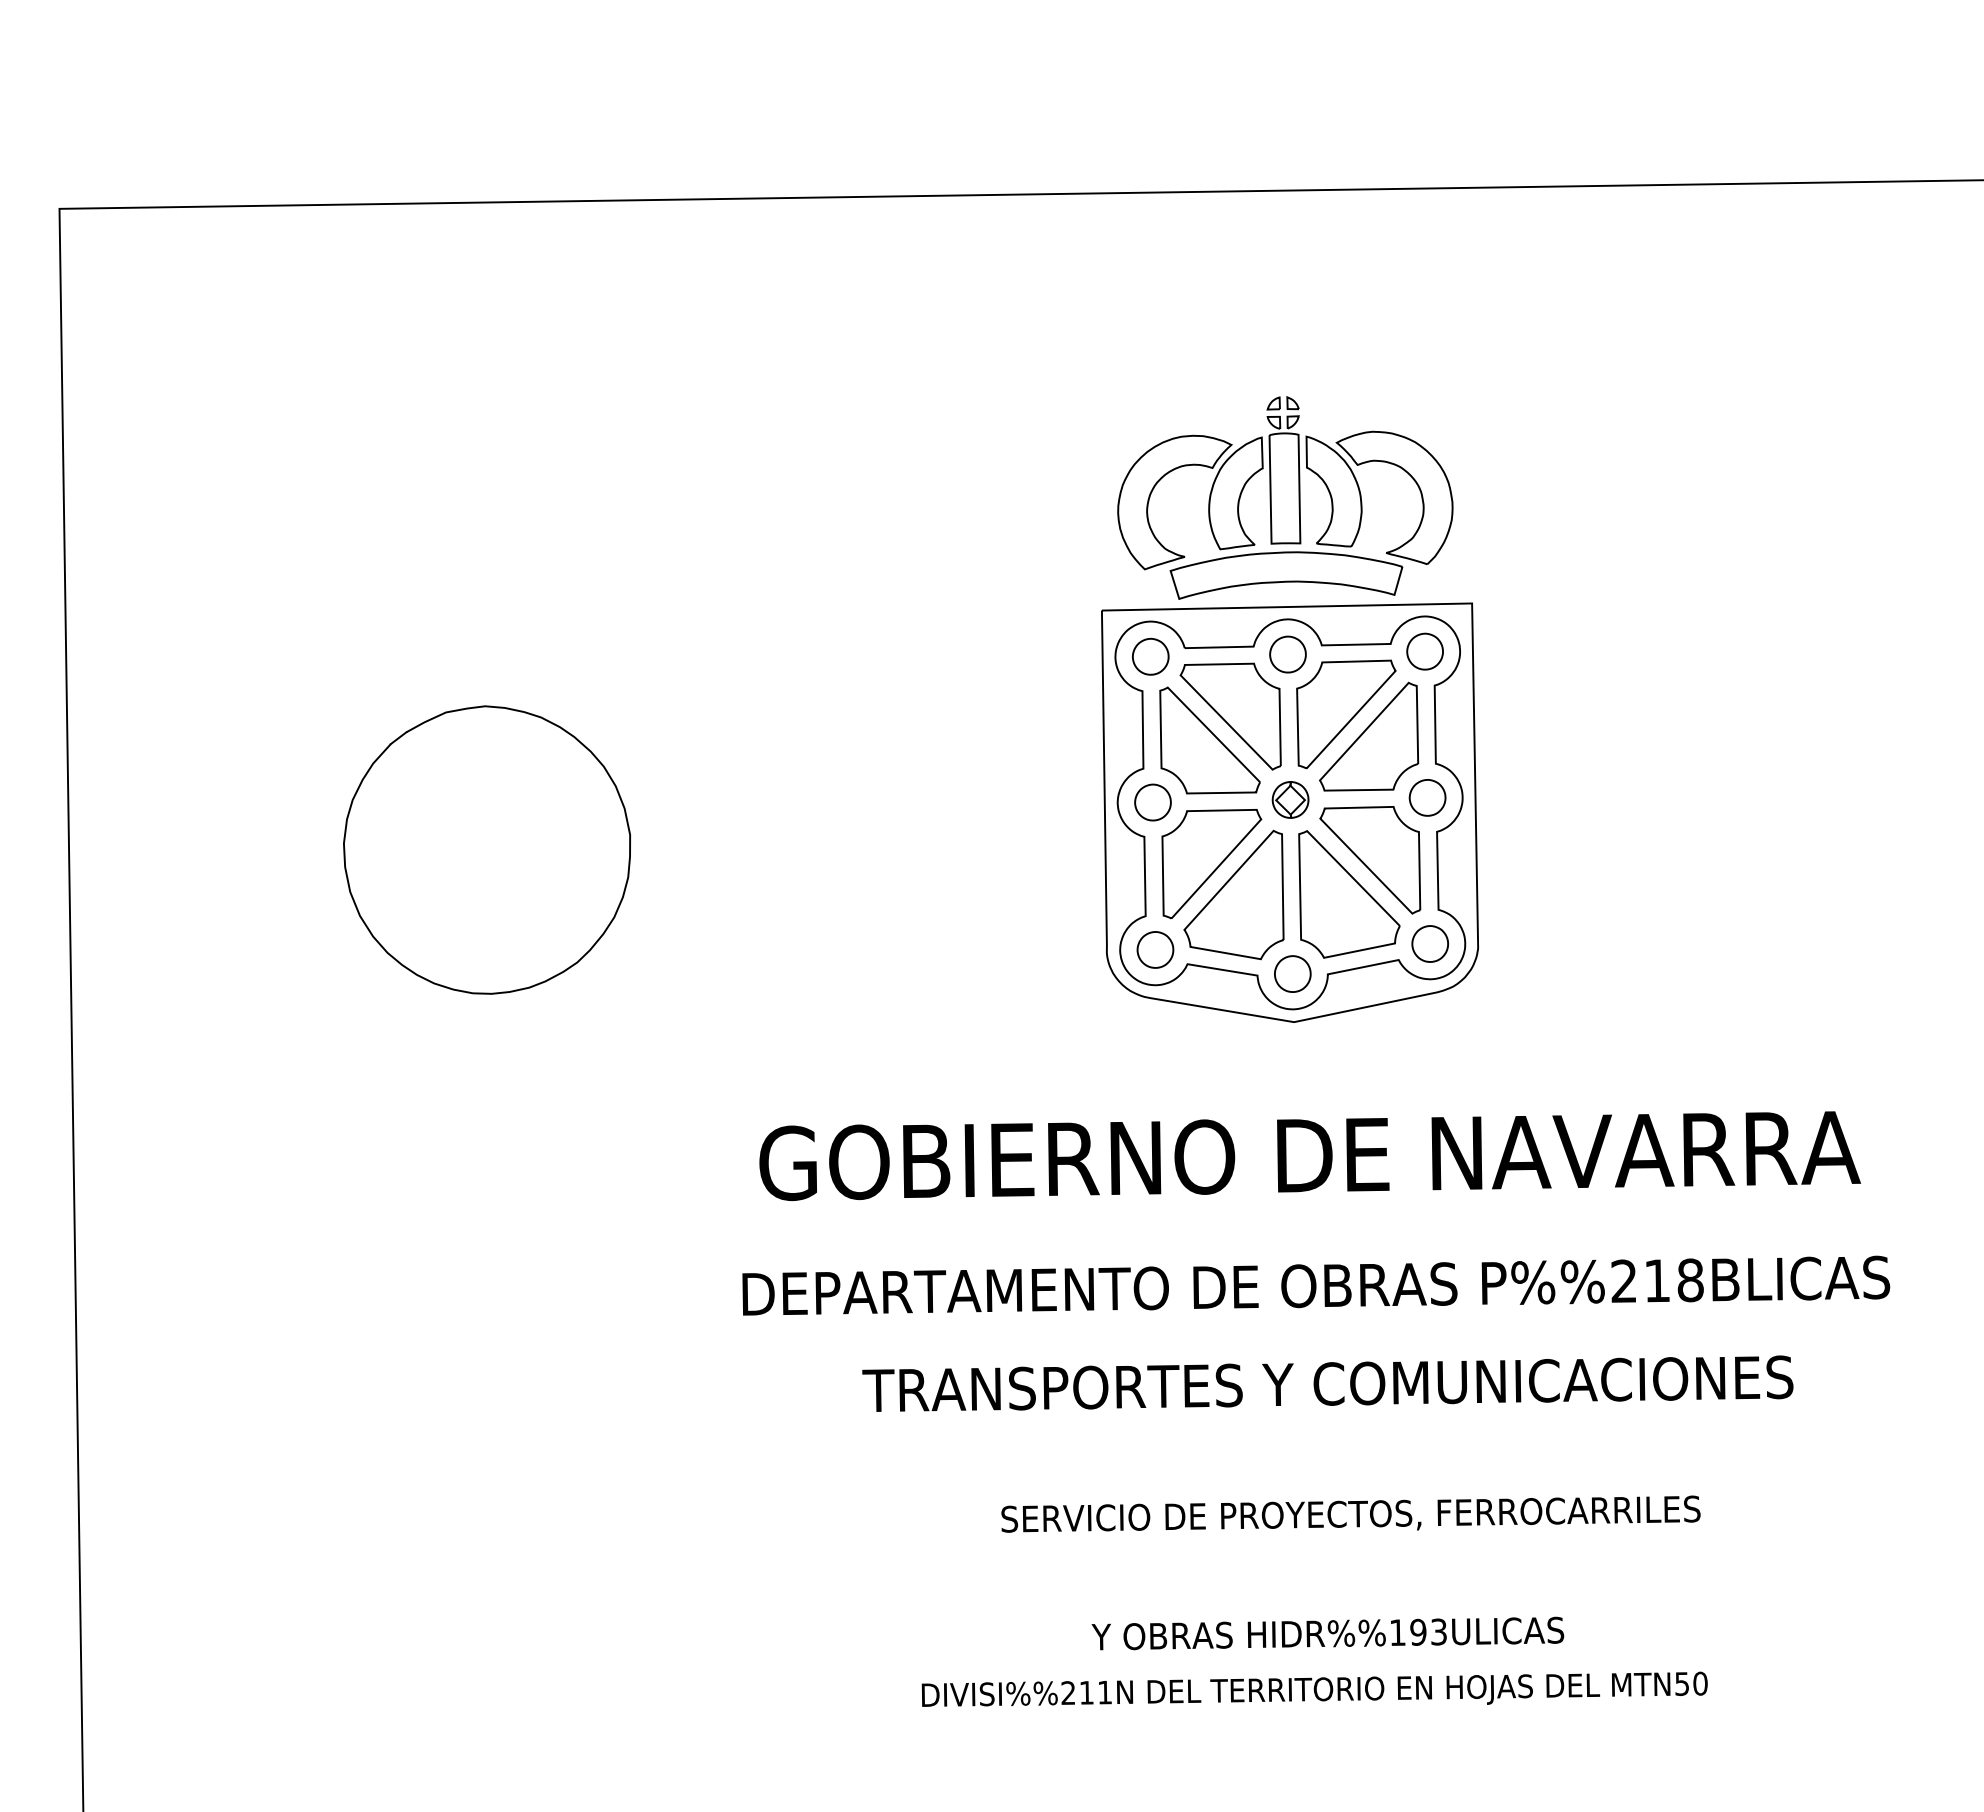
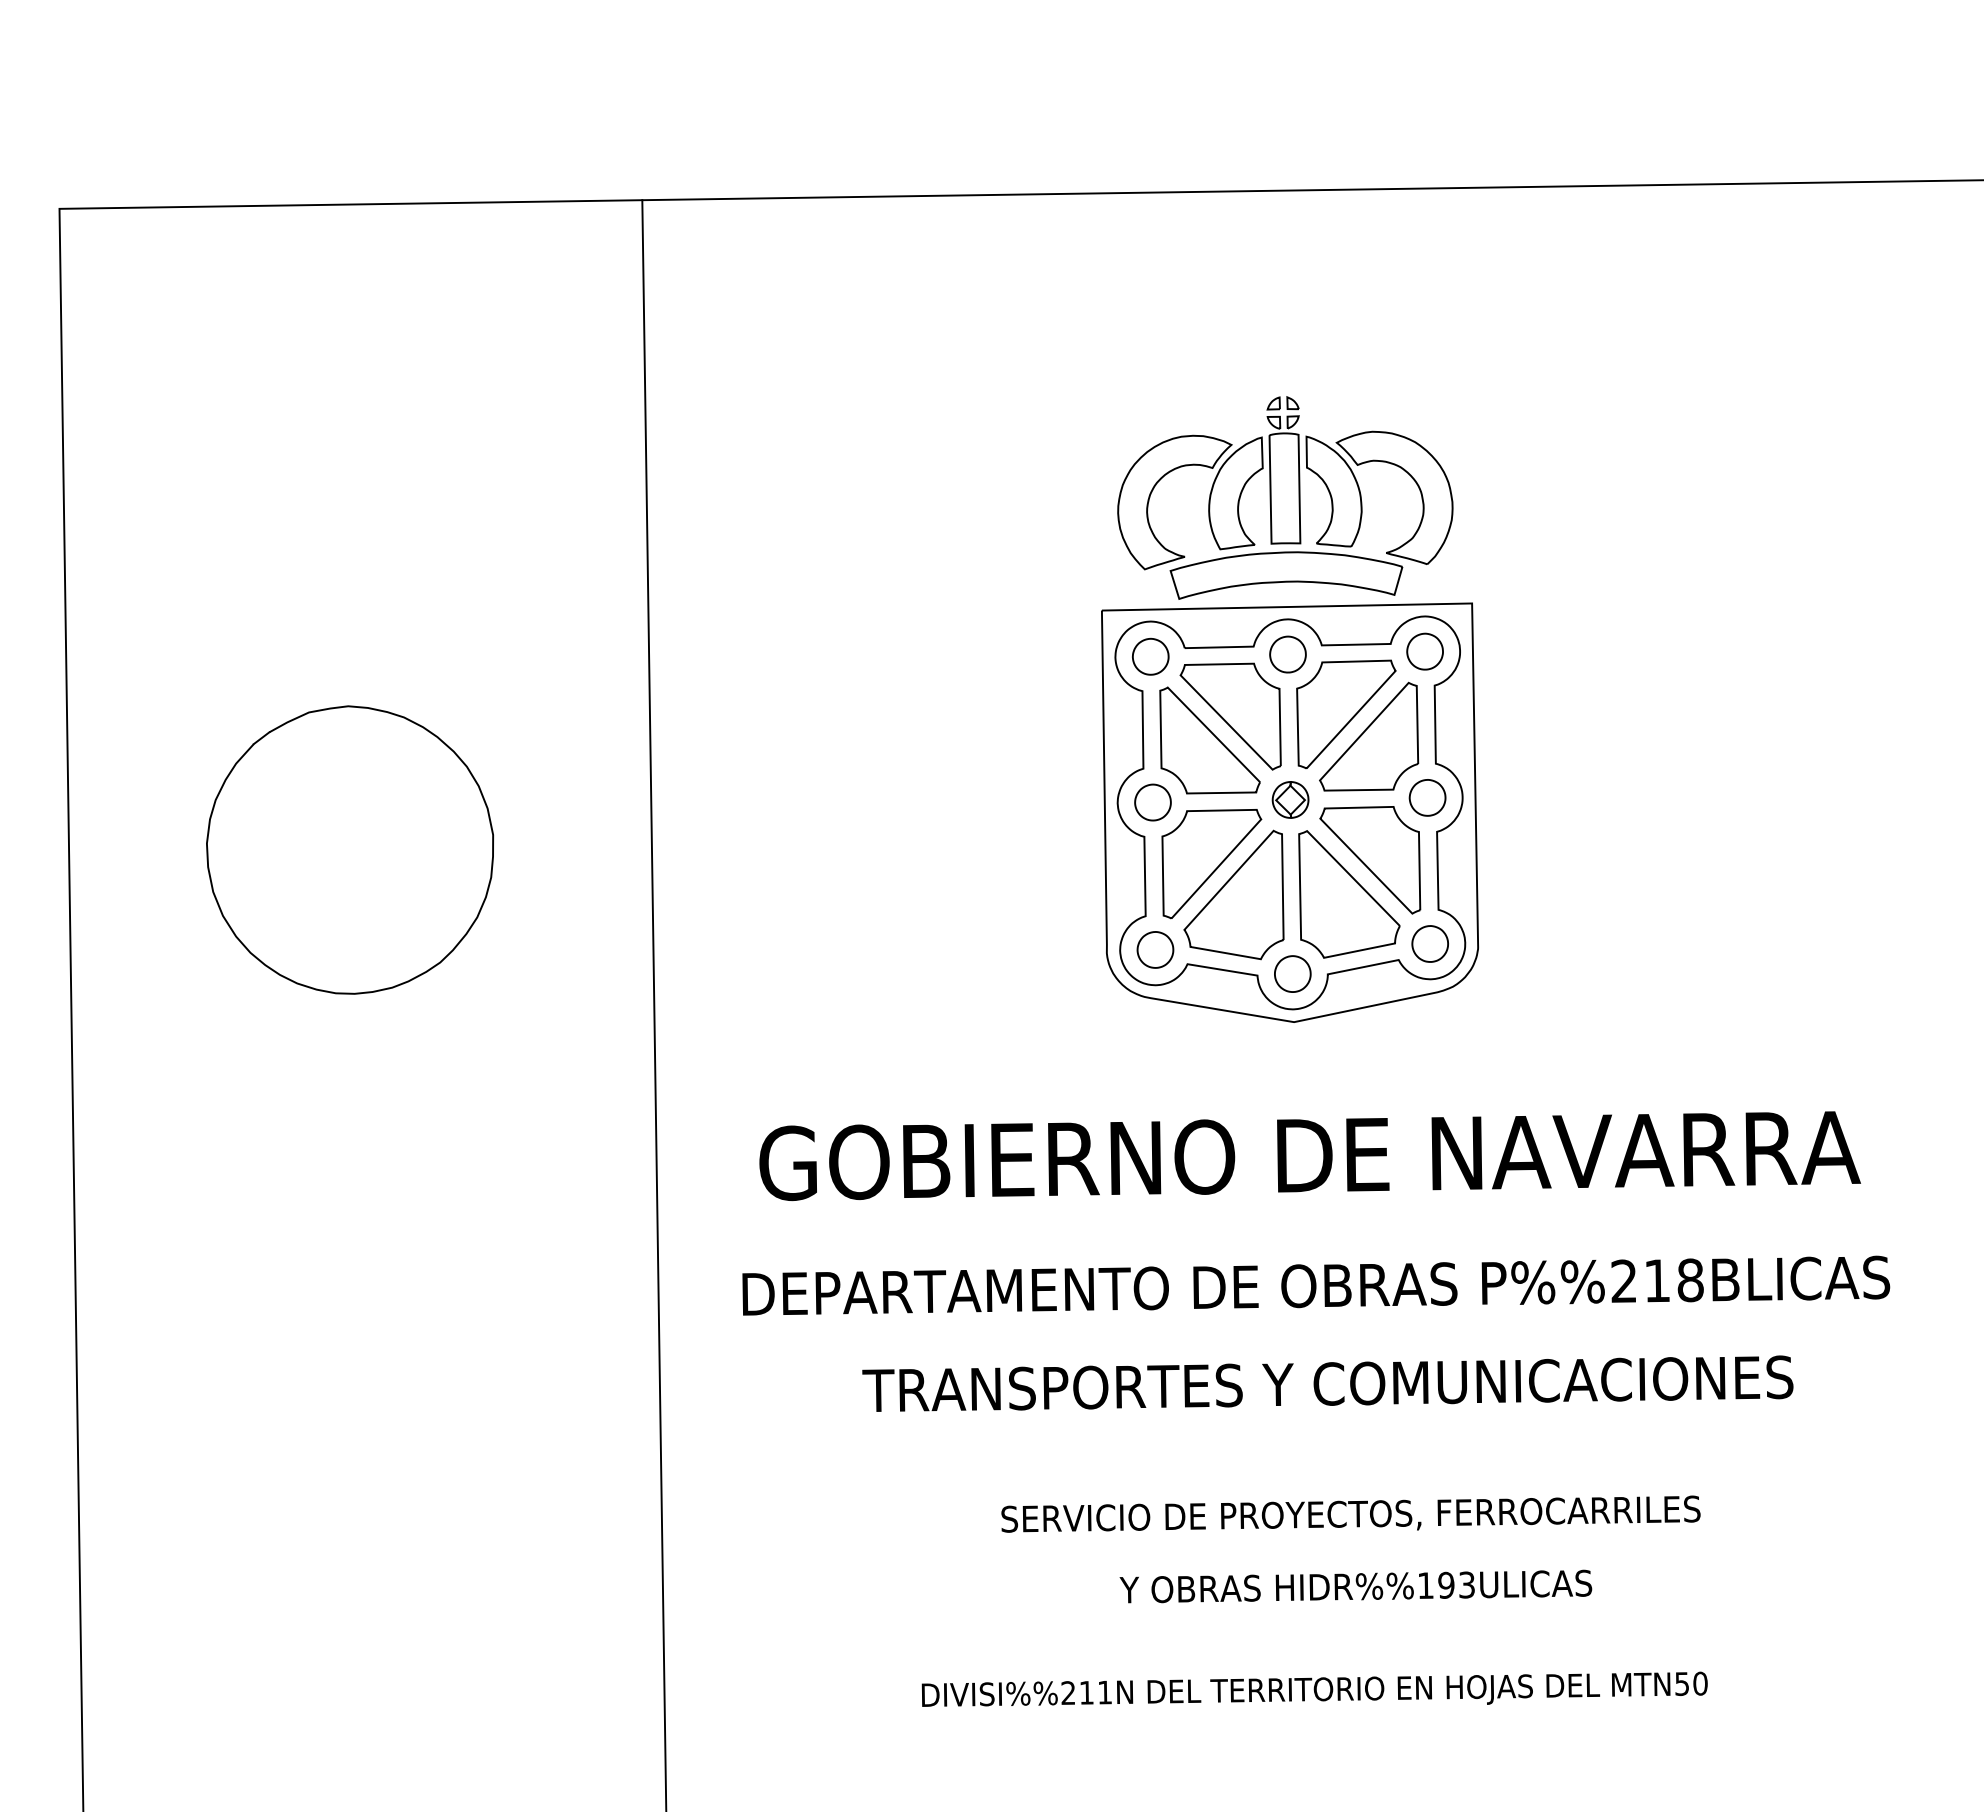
part position: (486, 849) -> (349, 849) (349, 849)
line: none -> present (654, 1004)
text position: (1327, 1633) -> (1355, 1586) (1355, 1586)
